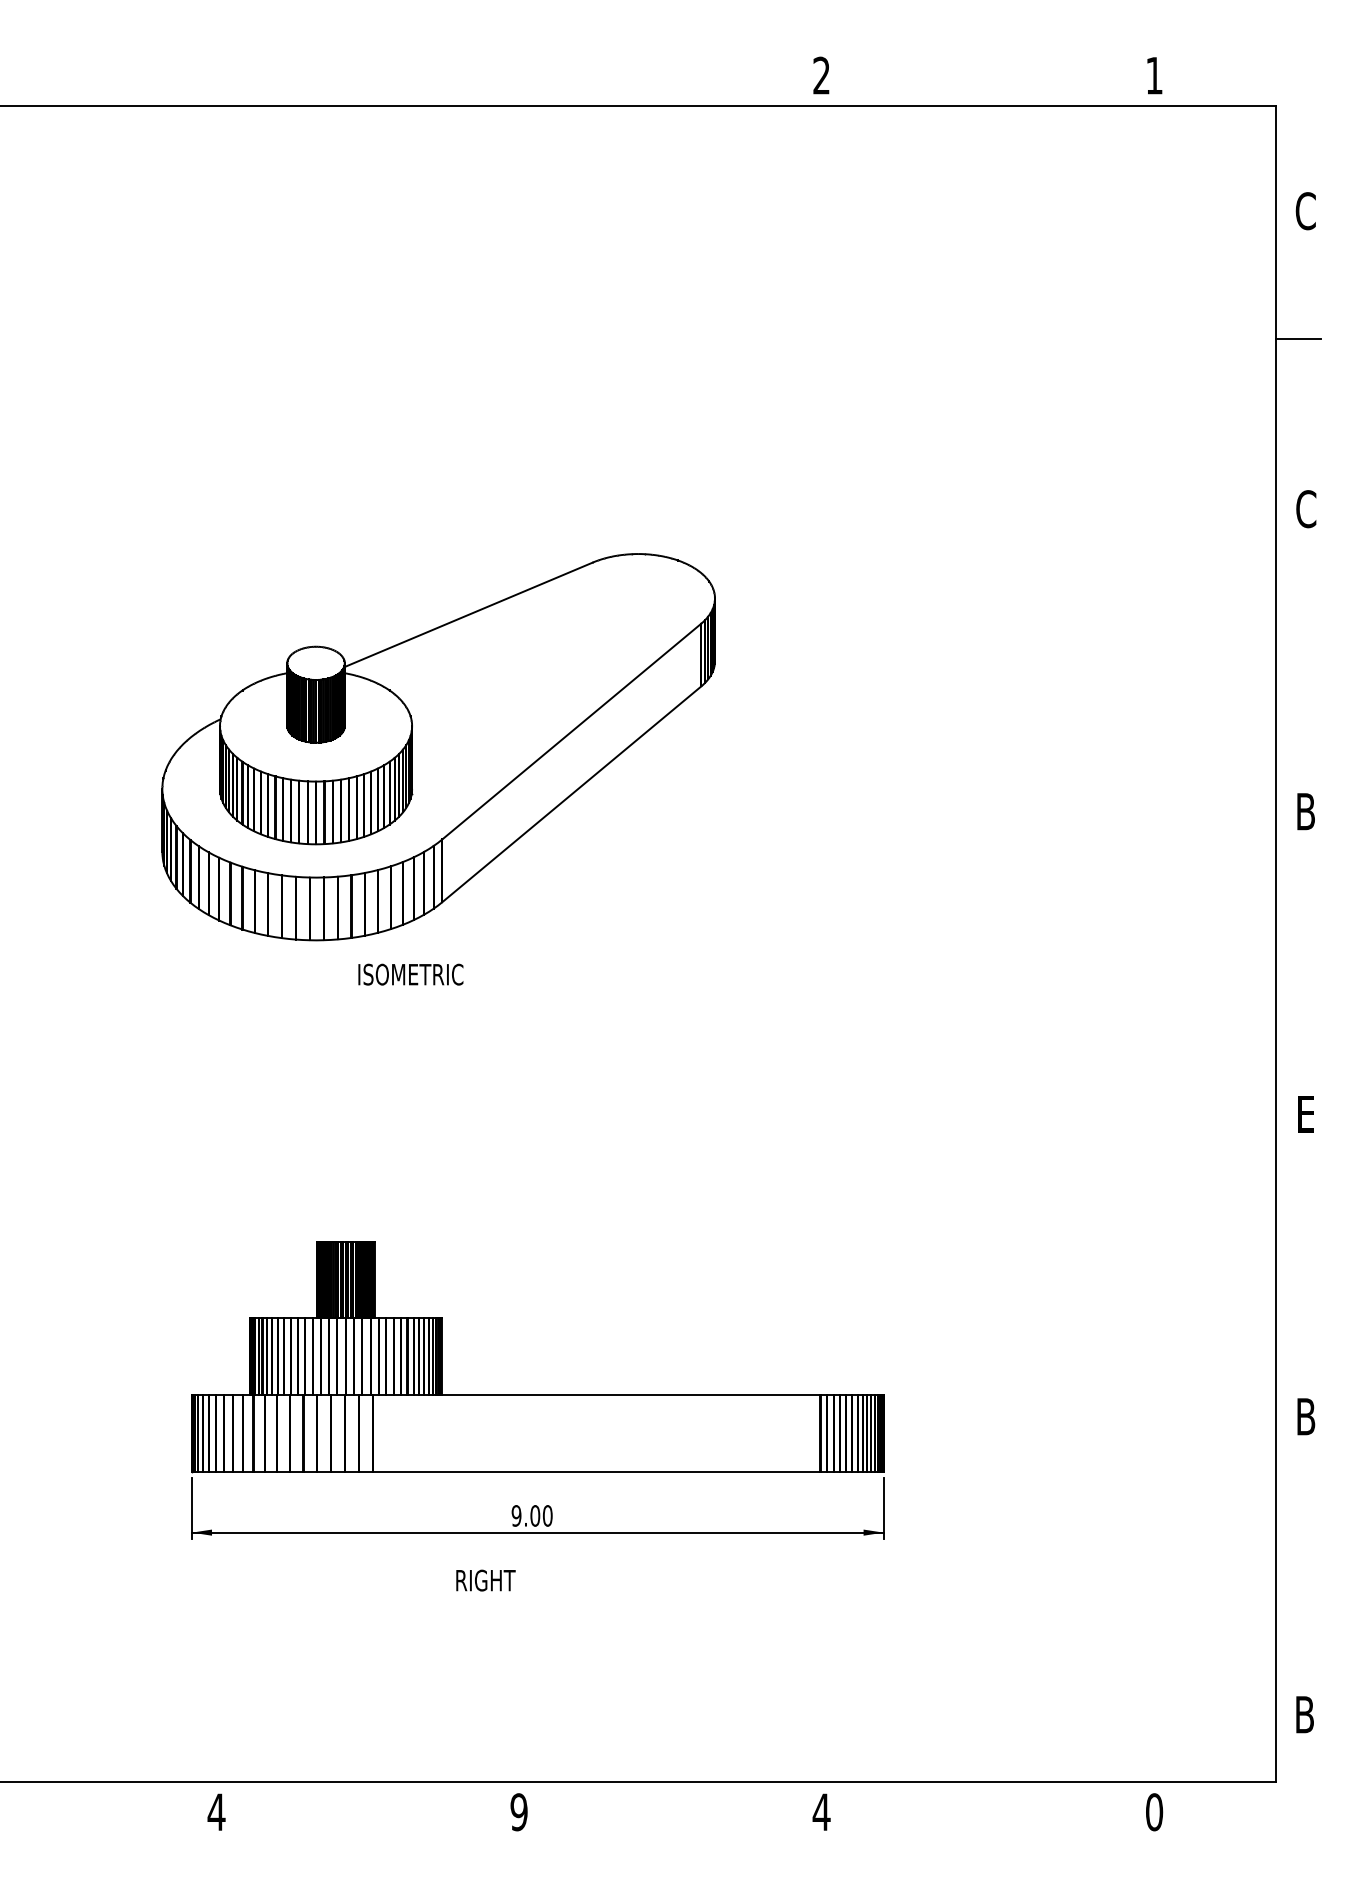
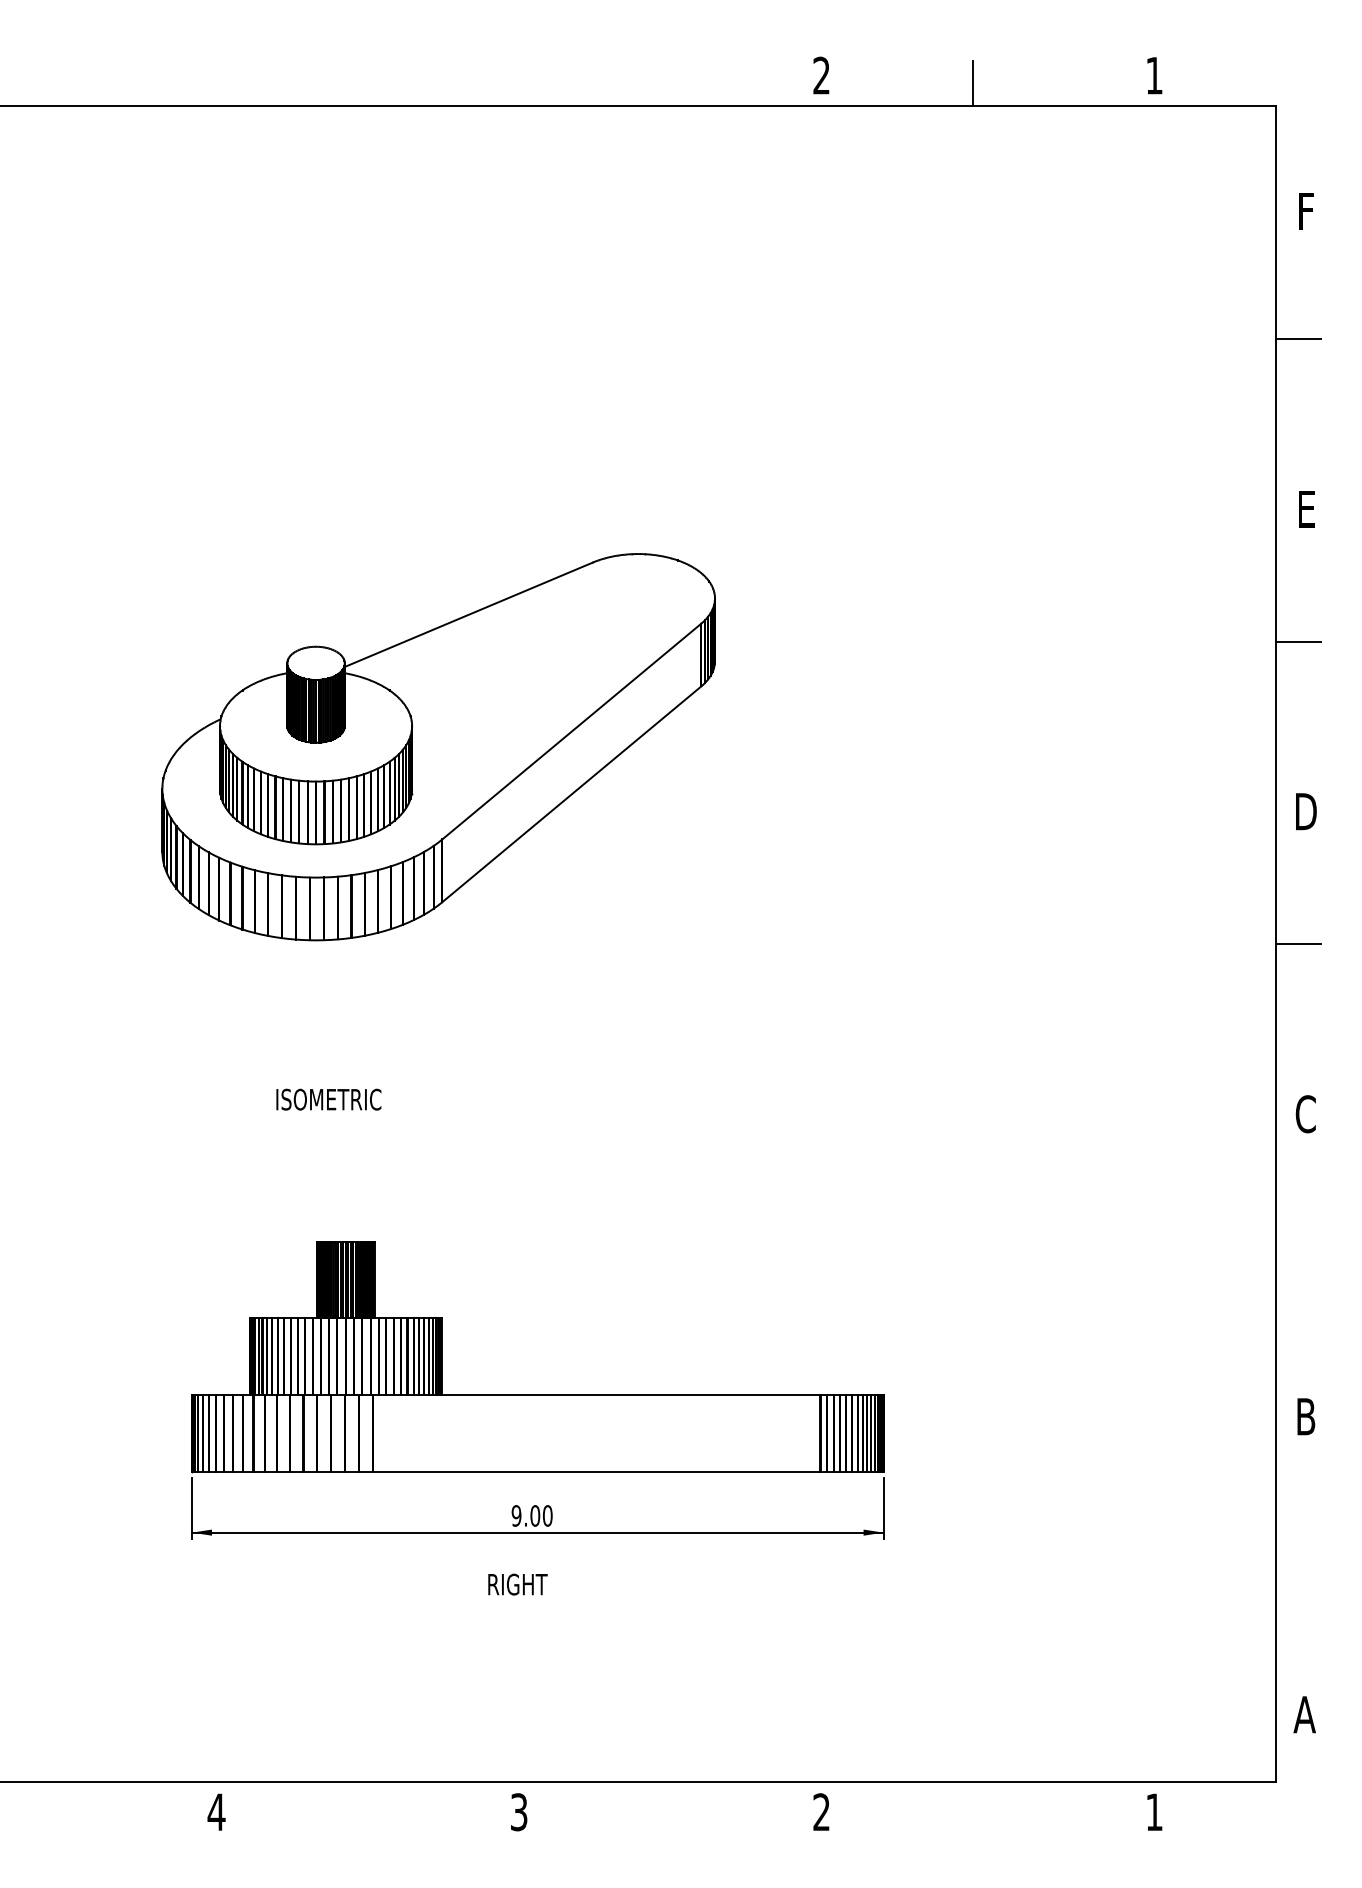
line: none -> present (973, 83)
text: C -> F (1305, 211)
text: C -> E (1306, 509)
line: none -> present (1298, 641)
text: B -> D (1306, 811)
line: none -> present (1298, 944)
text position: (410, 974) -> (328, 1099) (328, 1099)
text: E -> C (1305, 1114)
text position: (485, 1580) -> (517, 1584) (517, 1584)
text: B -> A (1304, 1714)
text: 4 -> 2 (821, 1811)
text: 9 -> 3 (518, 1812)
text: 0 -> 1 (1154, 1812)
